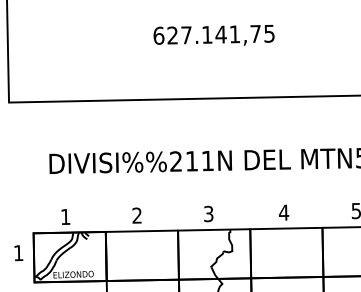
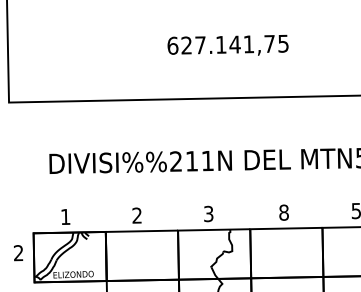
text position: (213, 34) -> (227, 44) (227, 44)
text: 4 -> 8 (283, 212)
text: 1 -> 2 (18, 253)
